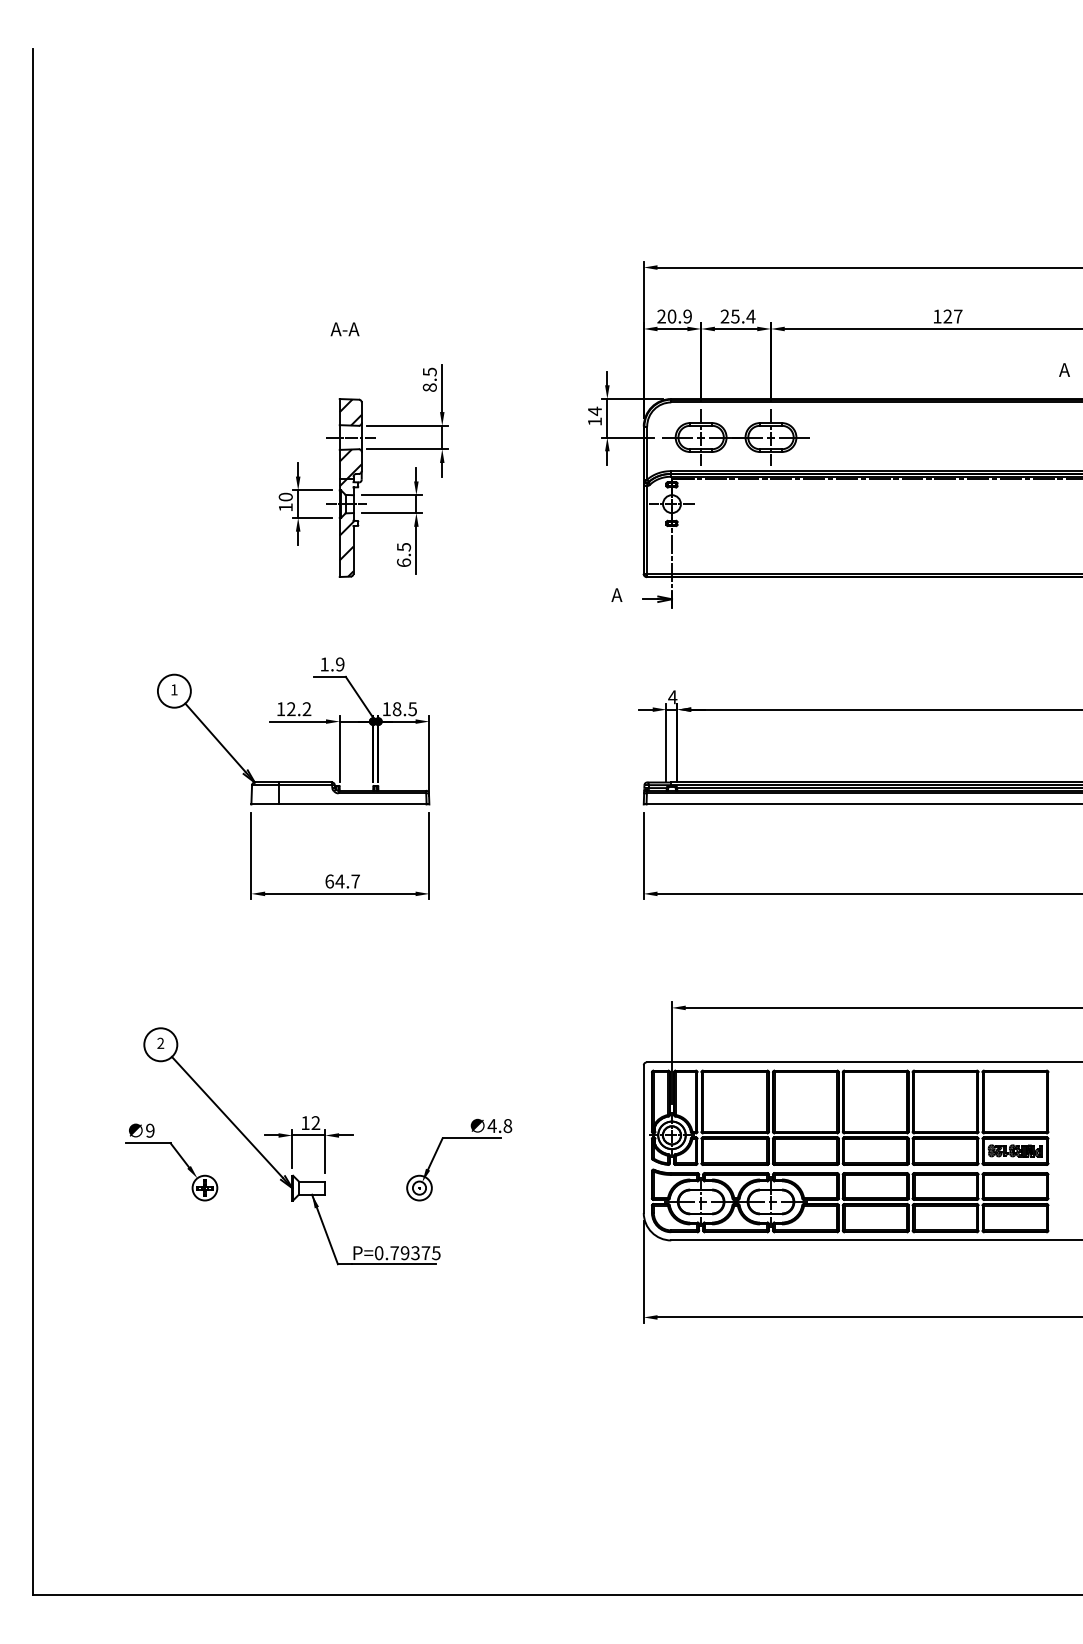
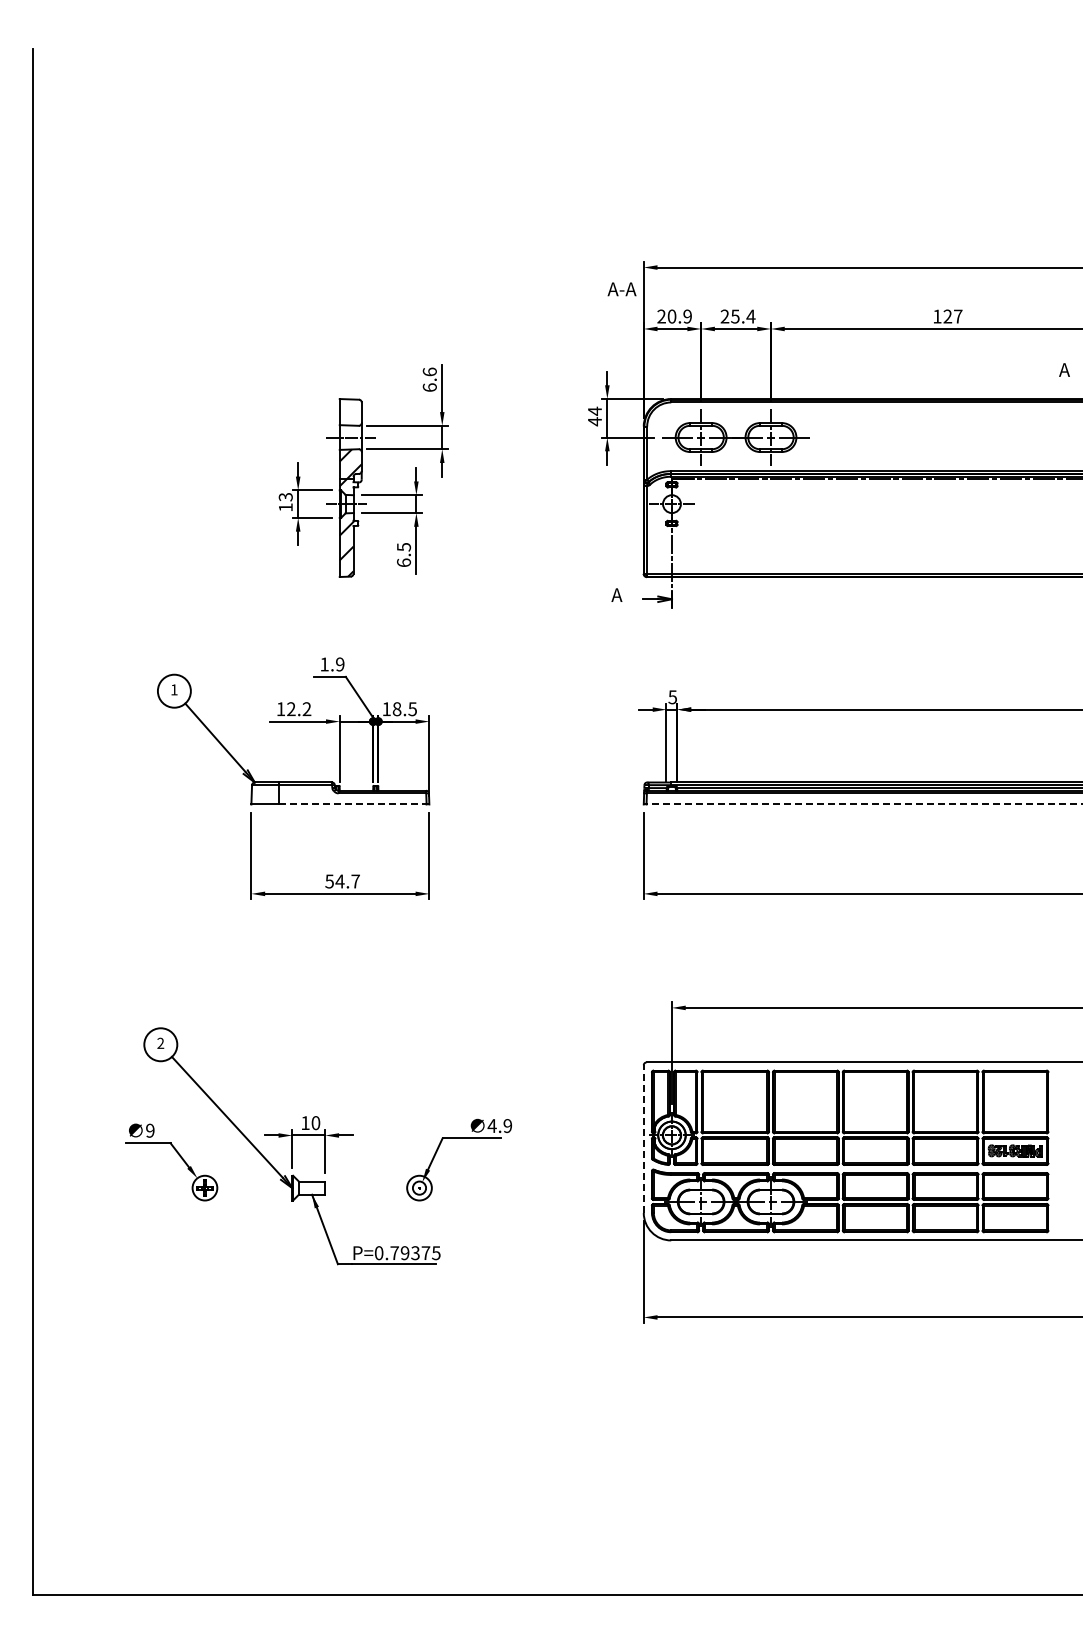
text position: (344, 329) -> (621, 289) (621, 289)
text: 8.5 -> 6.6 (429, 379)
hatch: present -> none (350, 412)
text: 14 -> 44 (594, 421)
text: 10 -> 13 (285, 496)
text: 4 -> 5 (672, 697)
line: solid -> dashed (352, 804)
line: solid -> dashed (864, 804)
text: 64.7 -> 54.7 (329, 881)
text: 12 -> 10 (315, 1123)
text: 4.8 -> 4.9 (507, 1126)
line: solid -> dashed (643, 1139)
